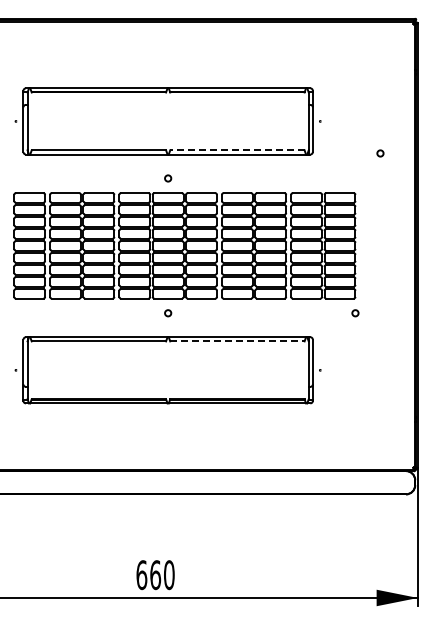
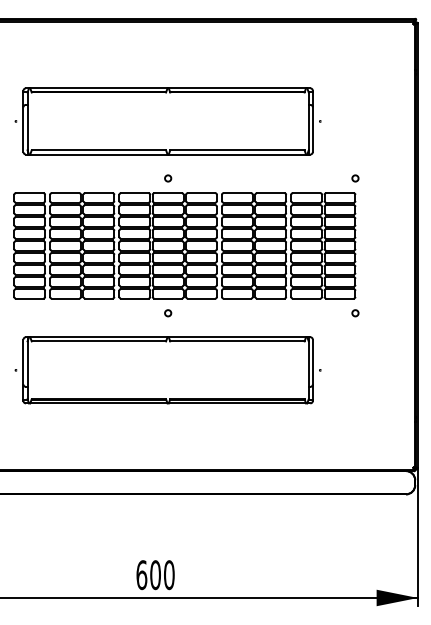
line: dashed -> solid (236, 150)
circle position: (380, 153) -> (355, 178) (355, 178)
line: dashed -> solid (237, 341)
text: 660 -> 600 (155, 574)
